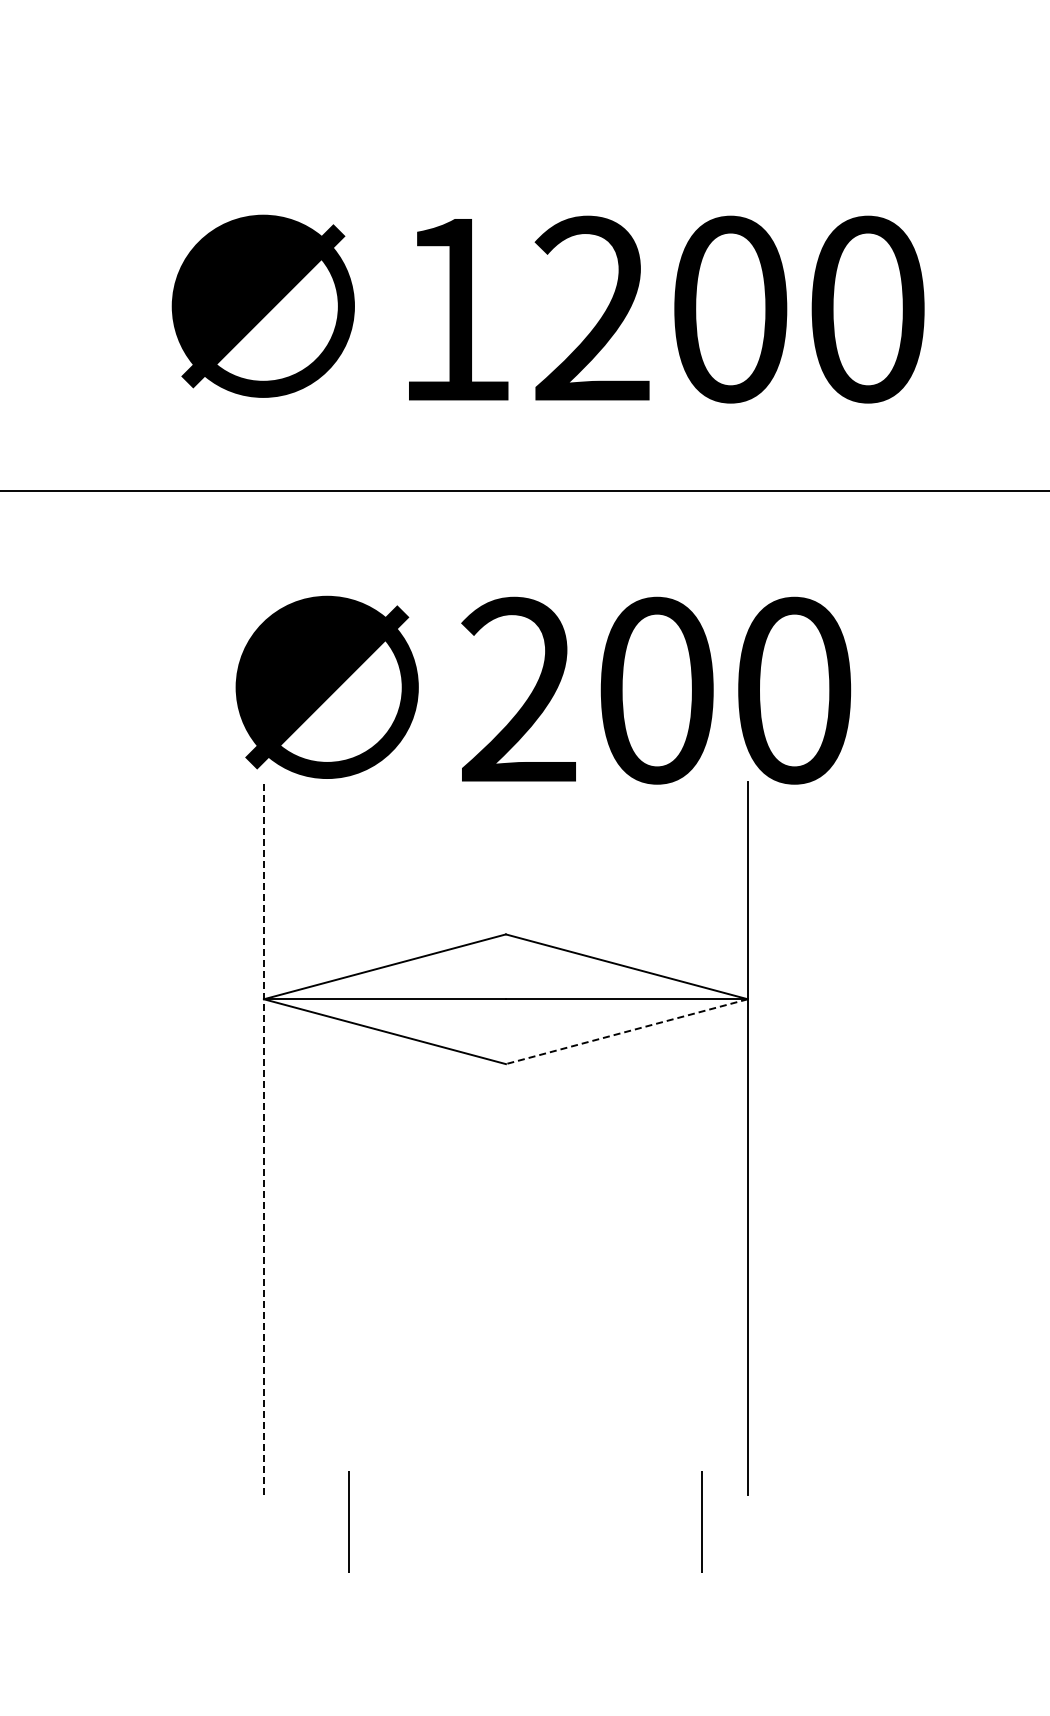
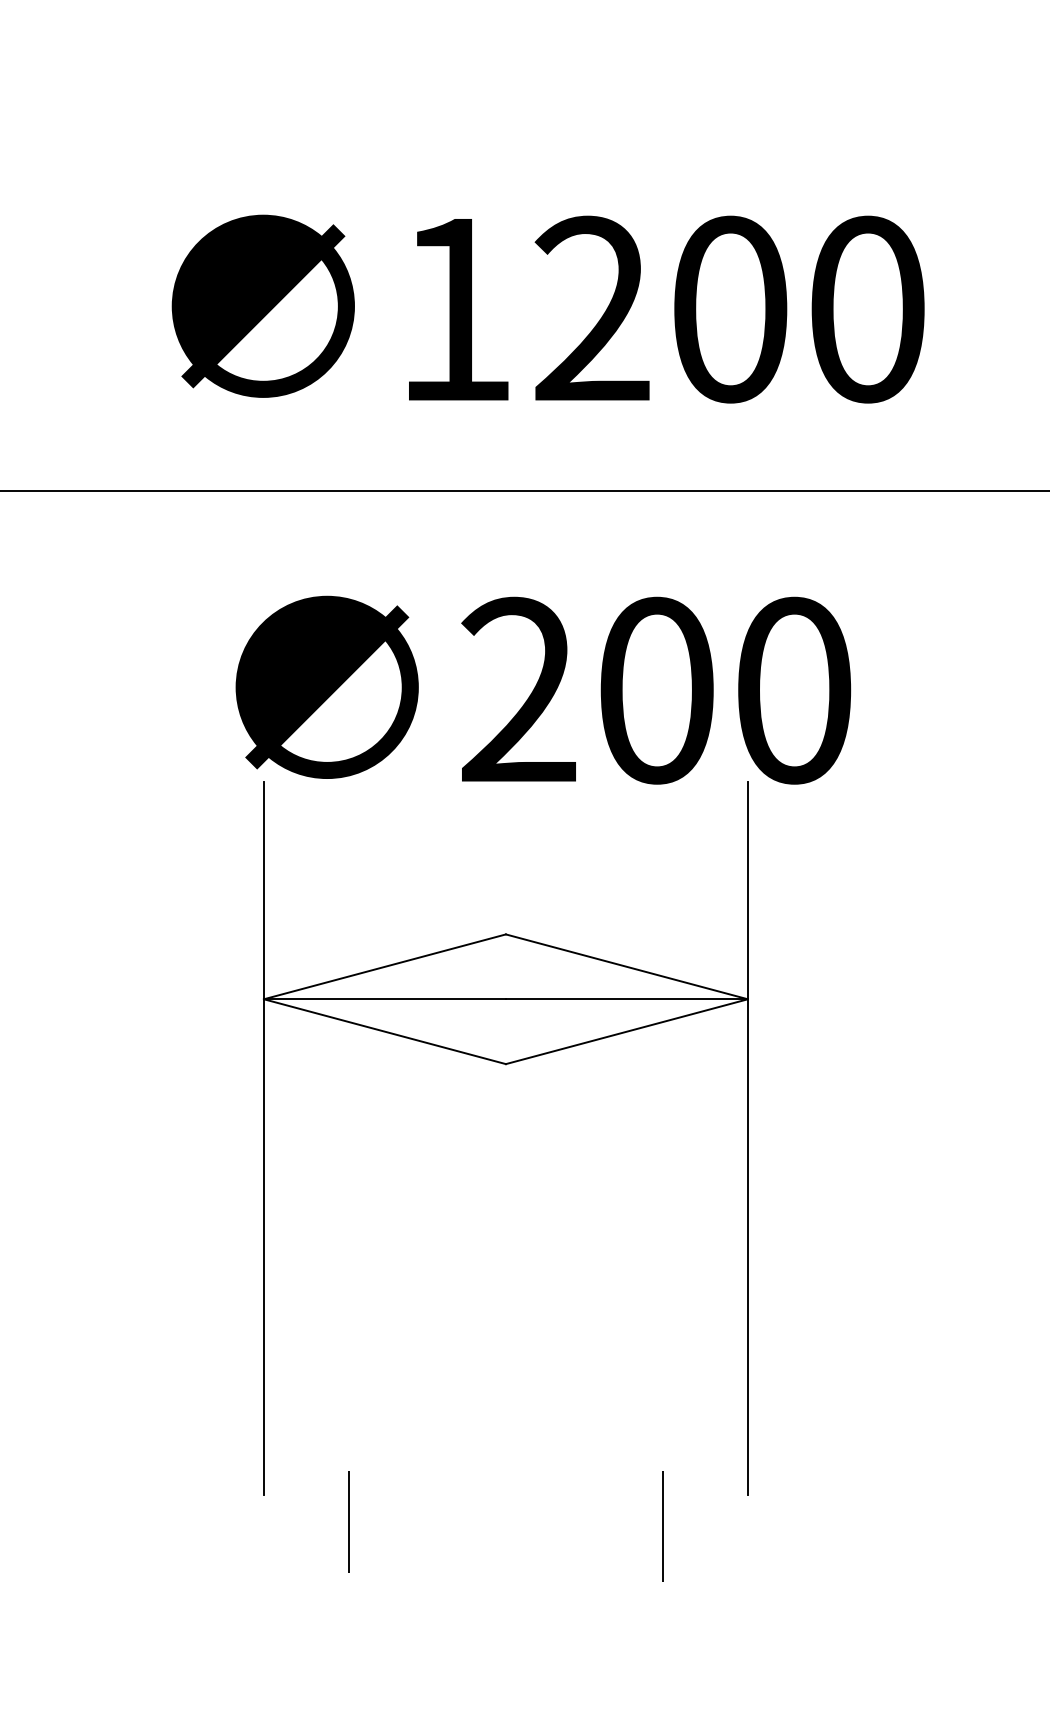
line: dashed -> solid (626, 1031)
line: dashed -> solid (263, 1138)
line: present -> none (701, 1521)
line: none -> present (663, 1526)
